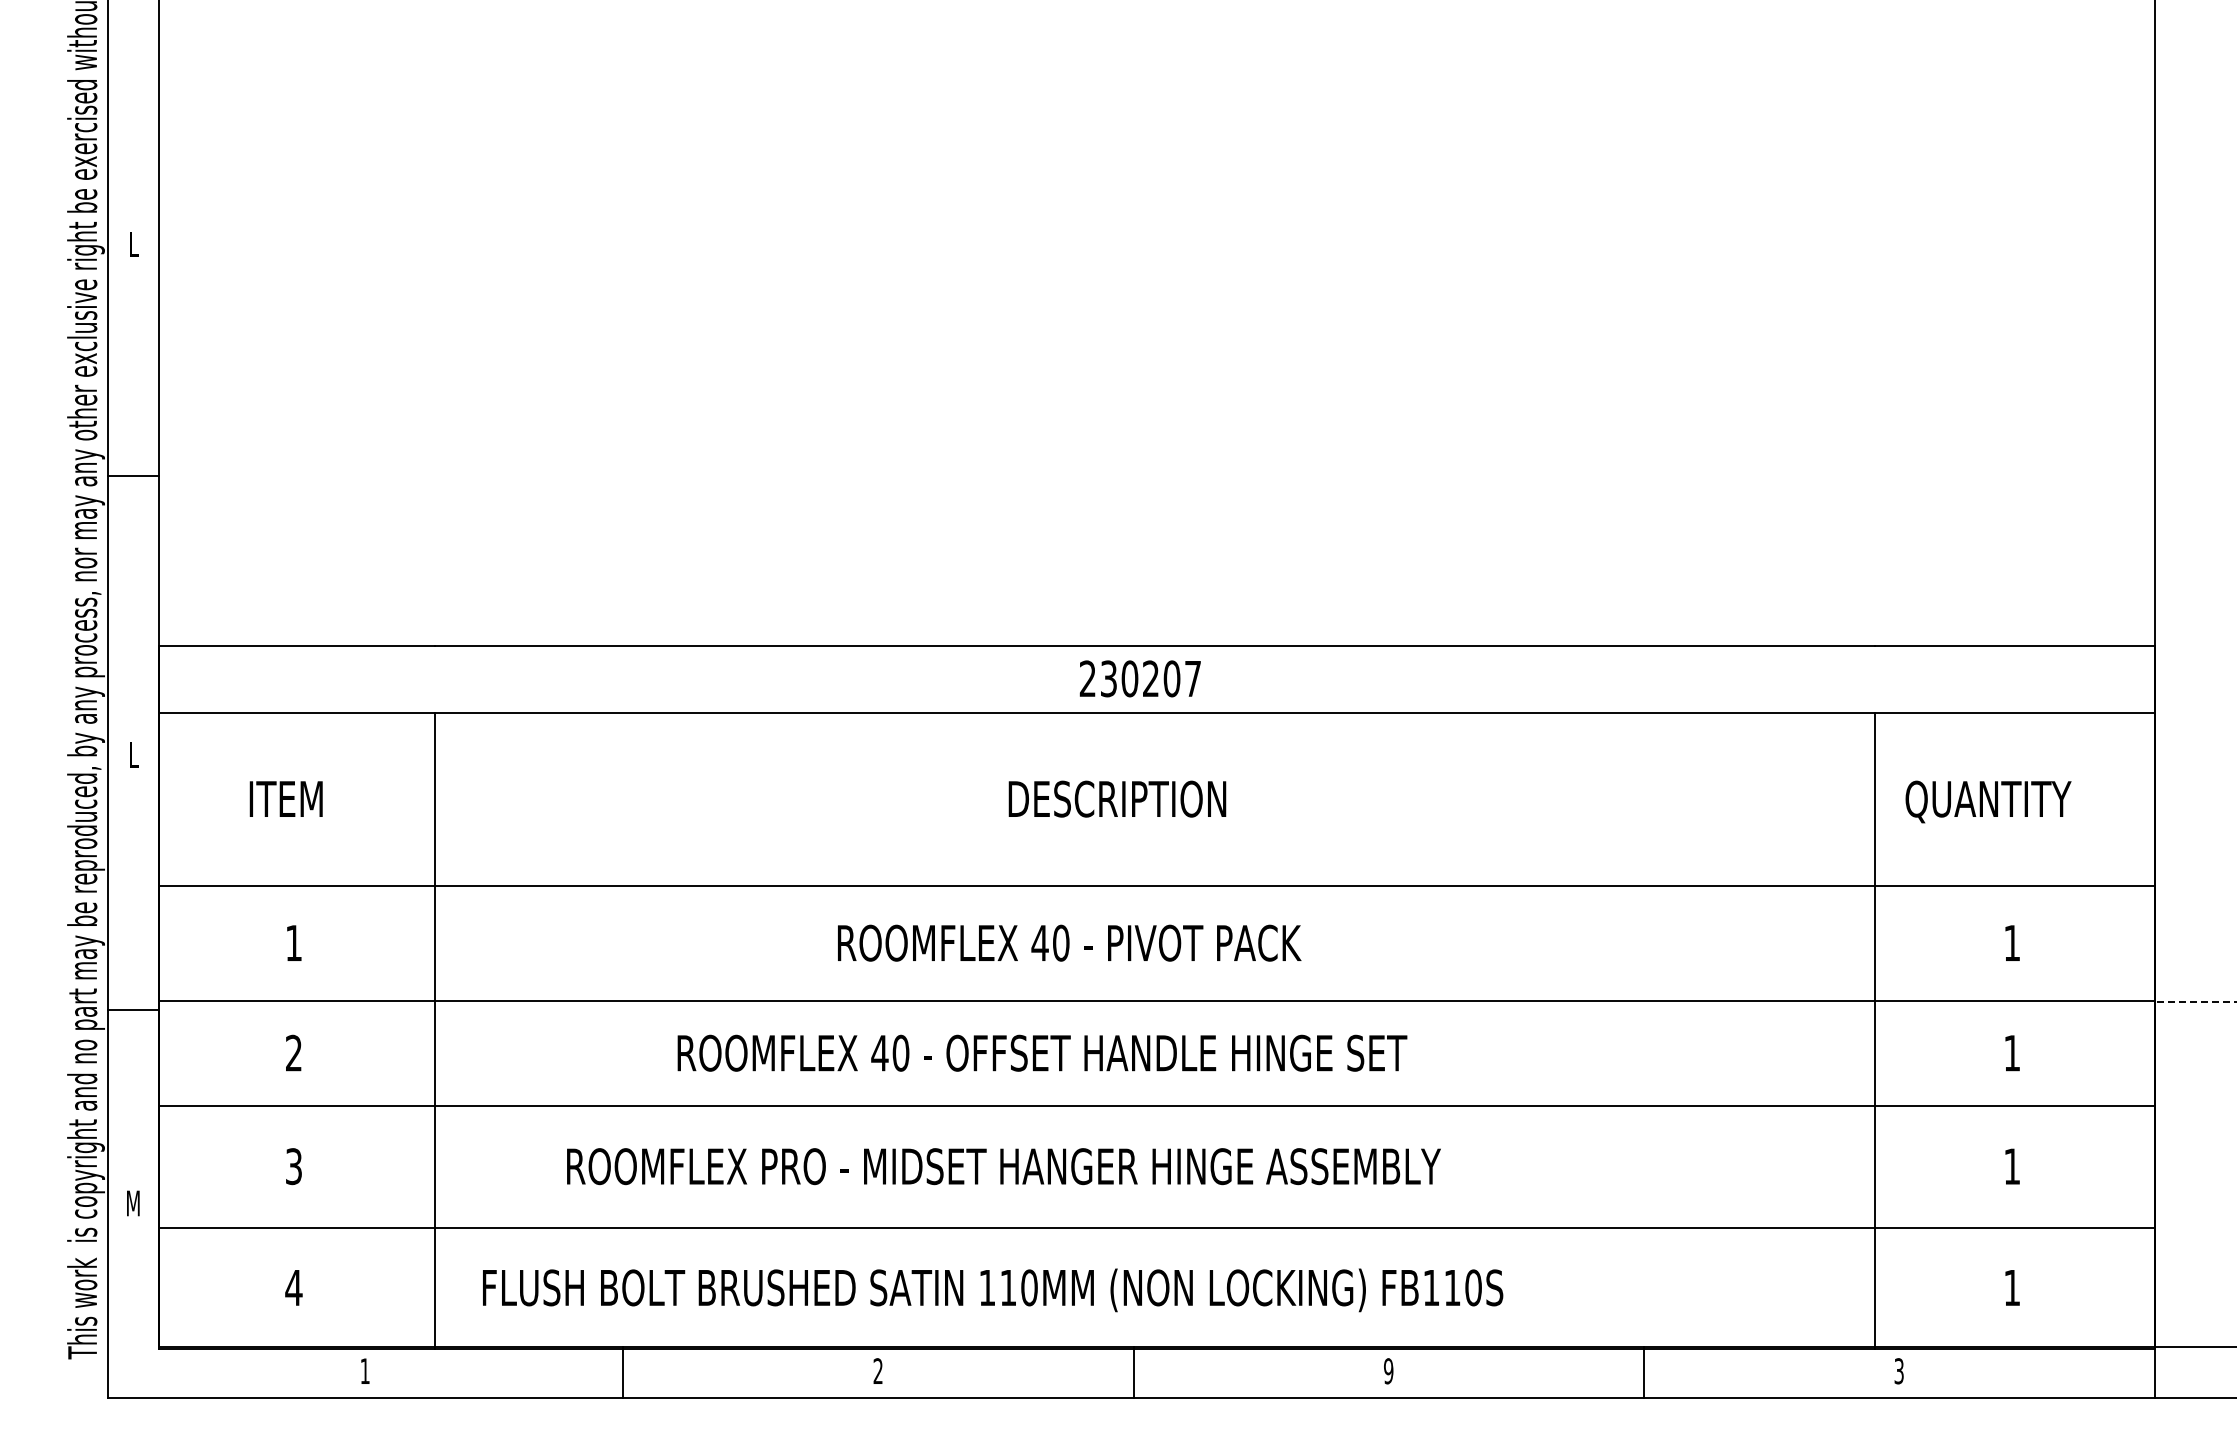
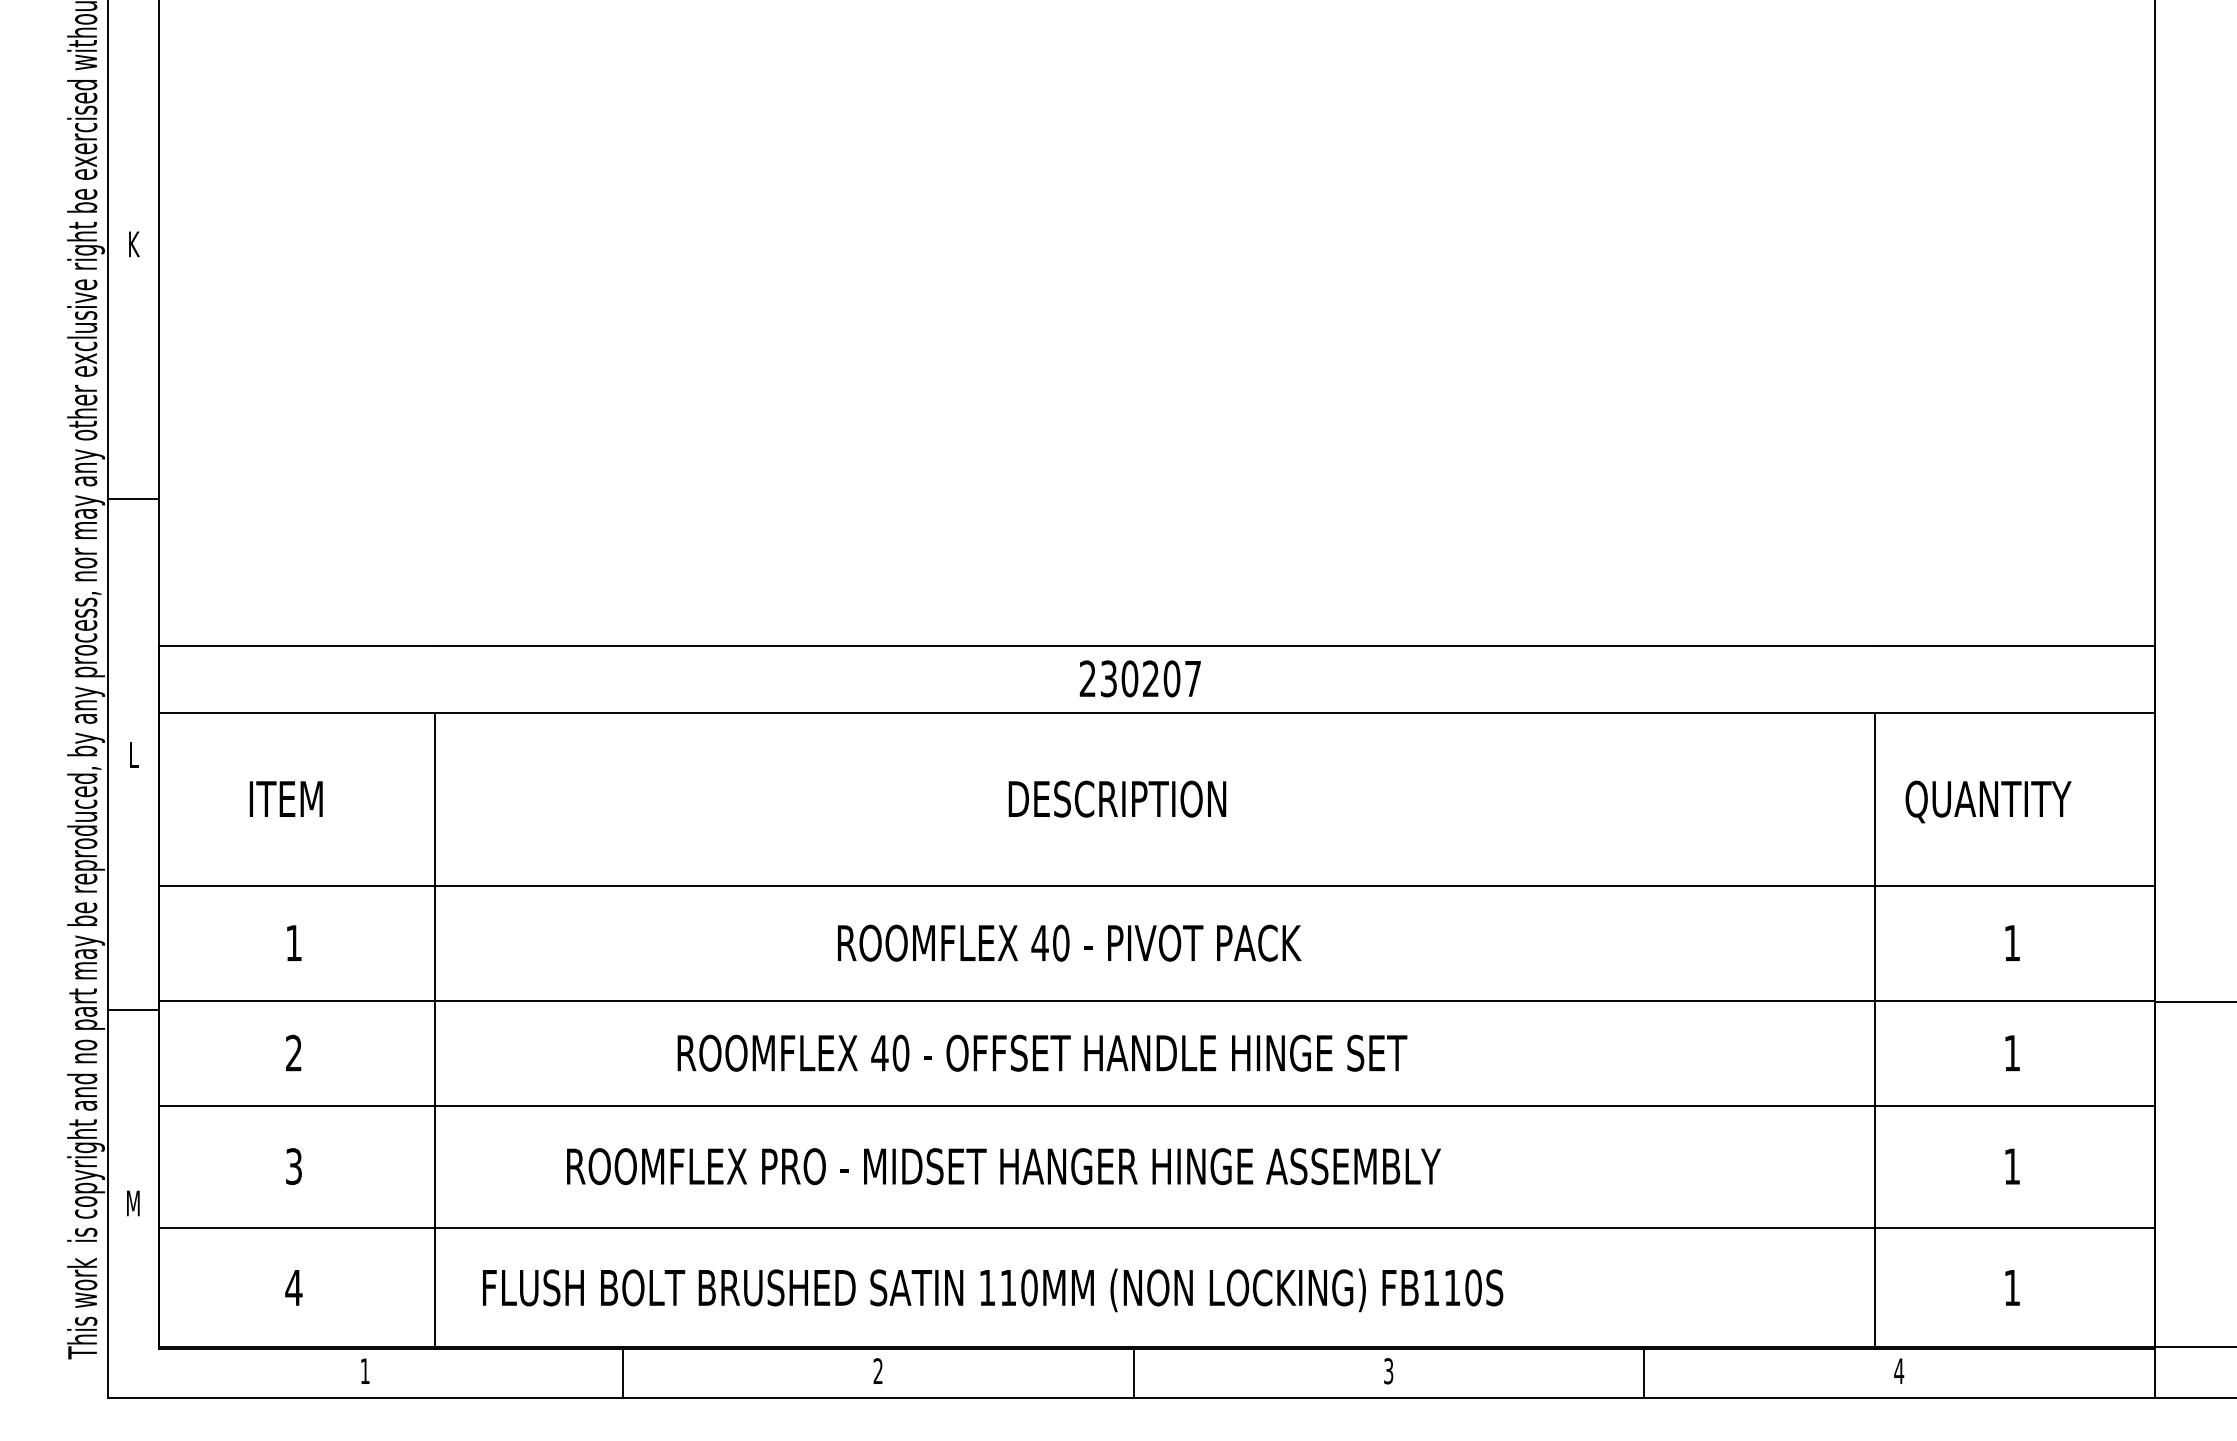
text: L -> K (134, 244)
line position: (132, 476) -> (132, 499) (132, 499)
line: dashed -> solid (2195, 1001)
text: 9 -> 3 (1388, 1371)
text: 3 -> 4 (1899, 1371)
